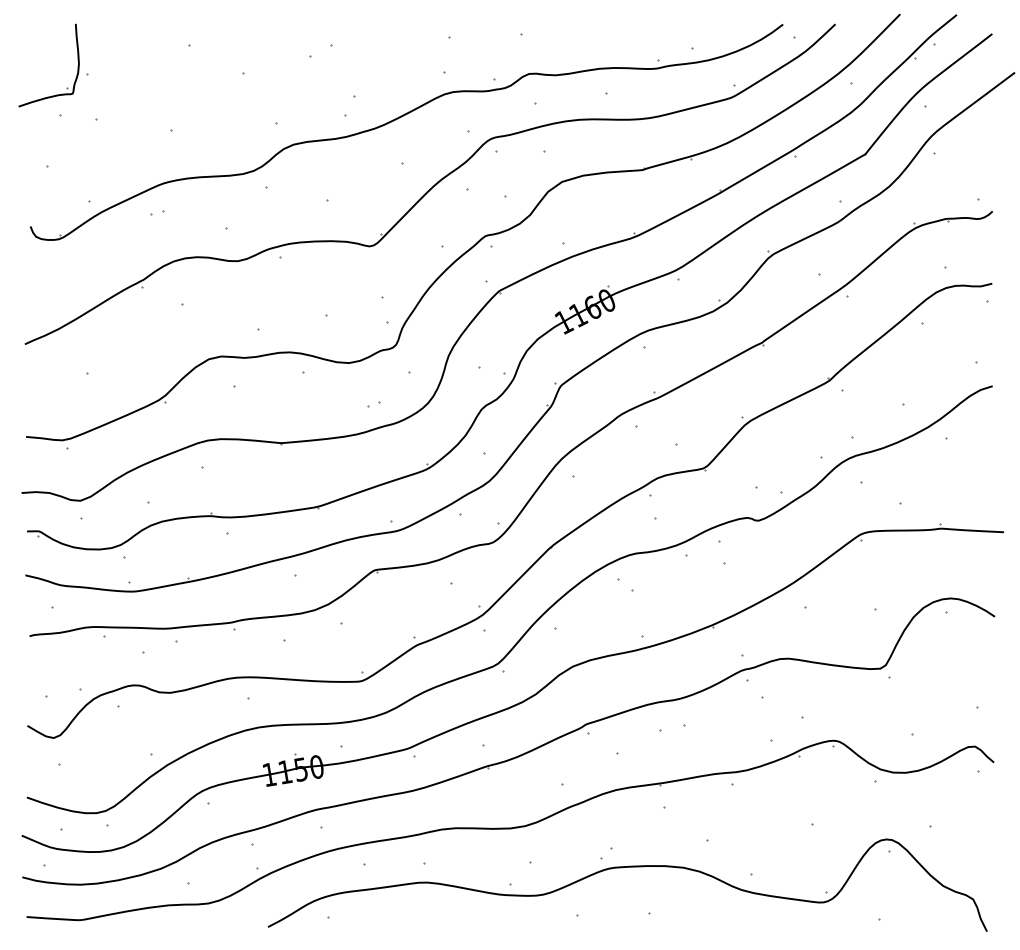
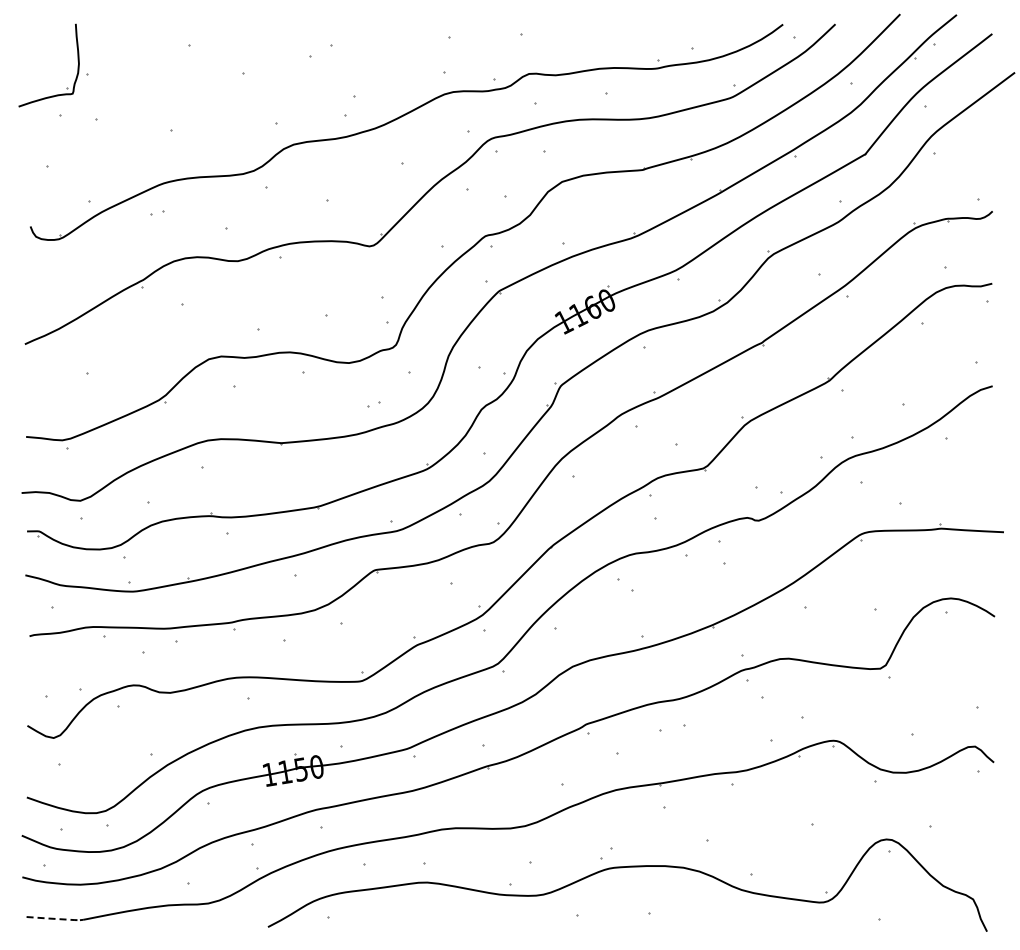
line: solid -> dashed (54, 918)
